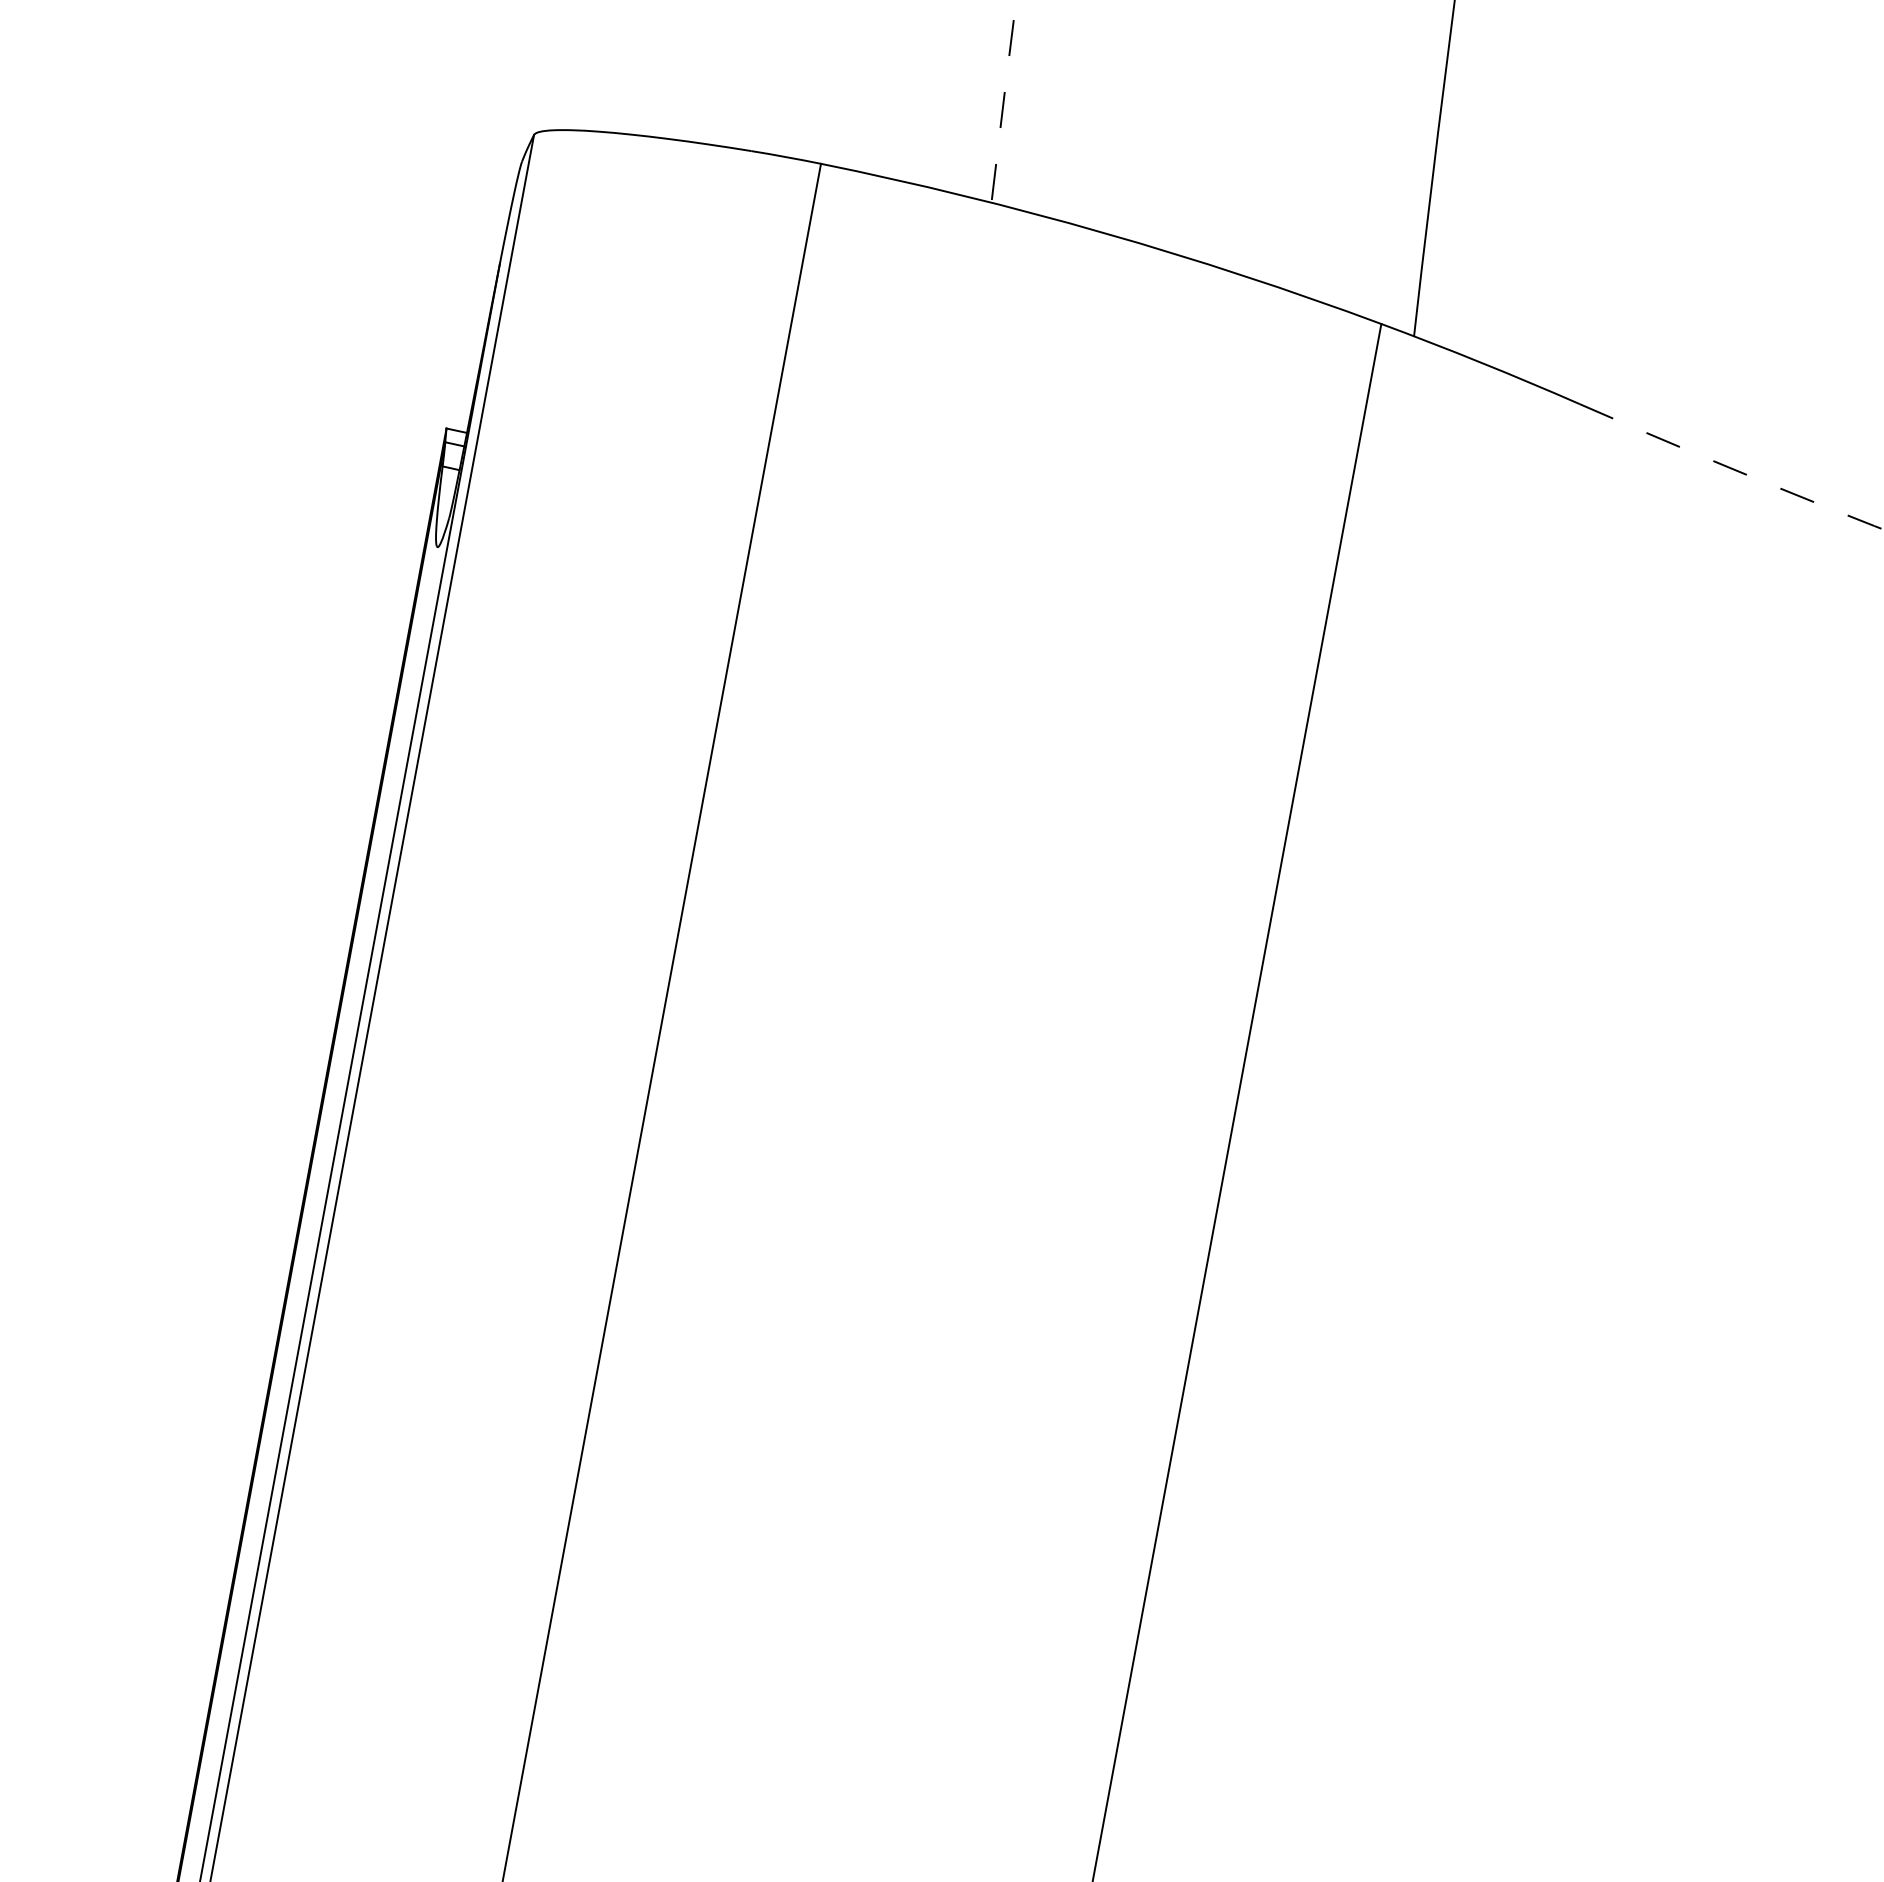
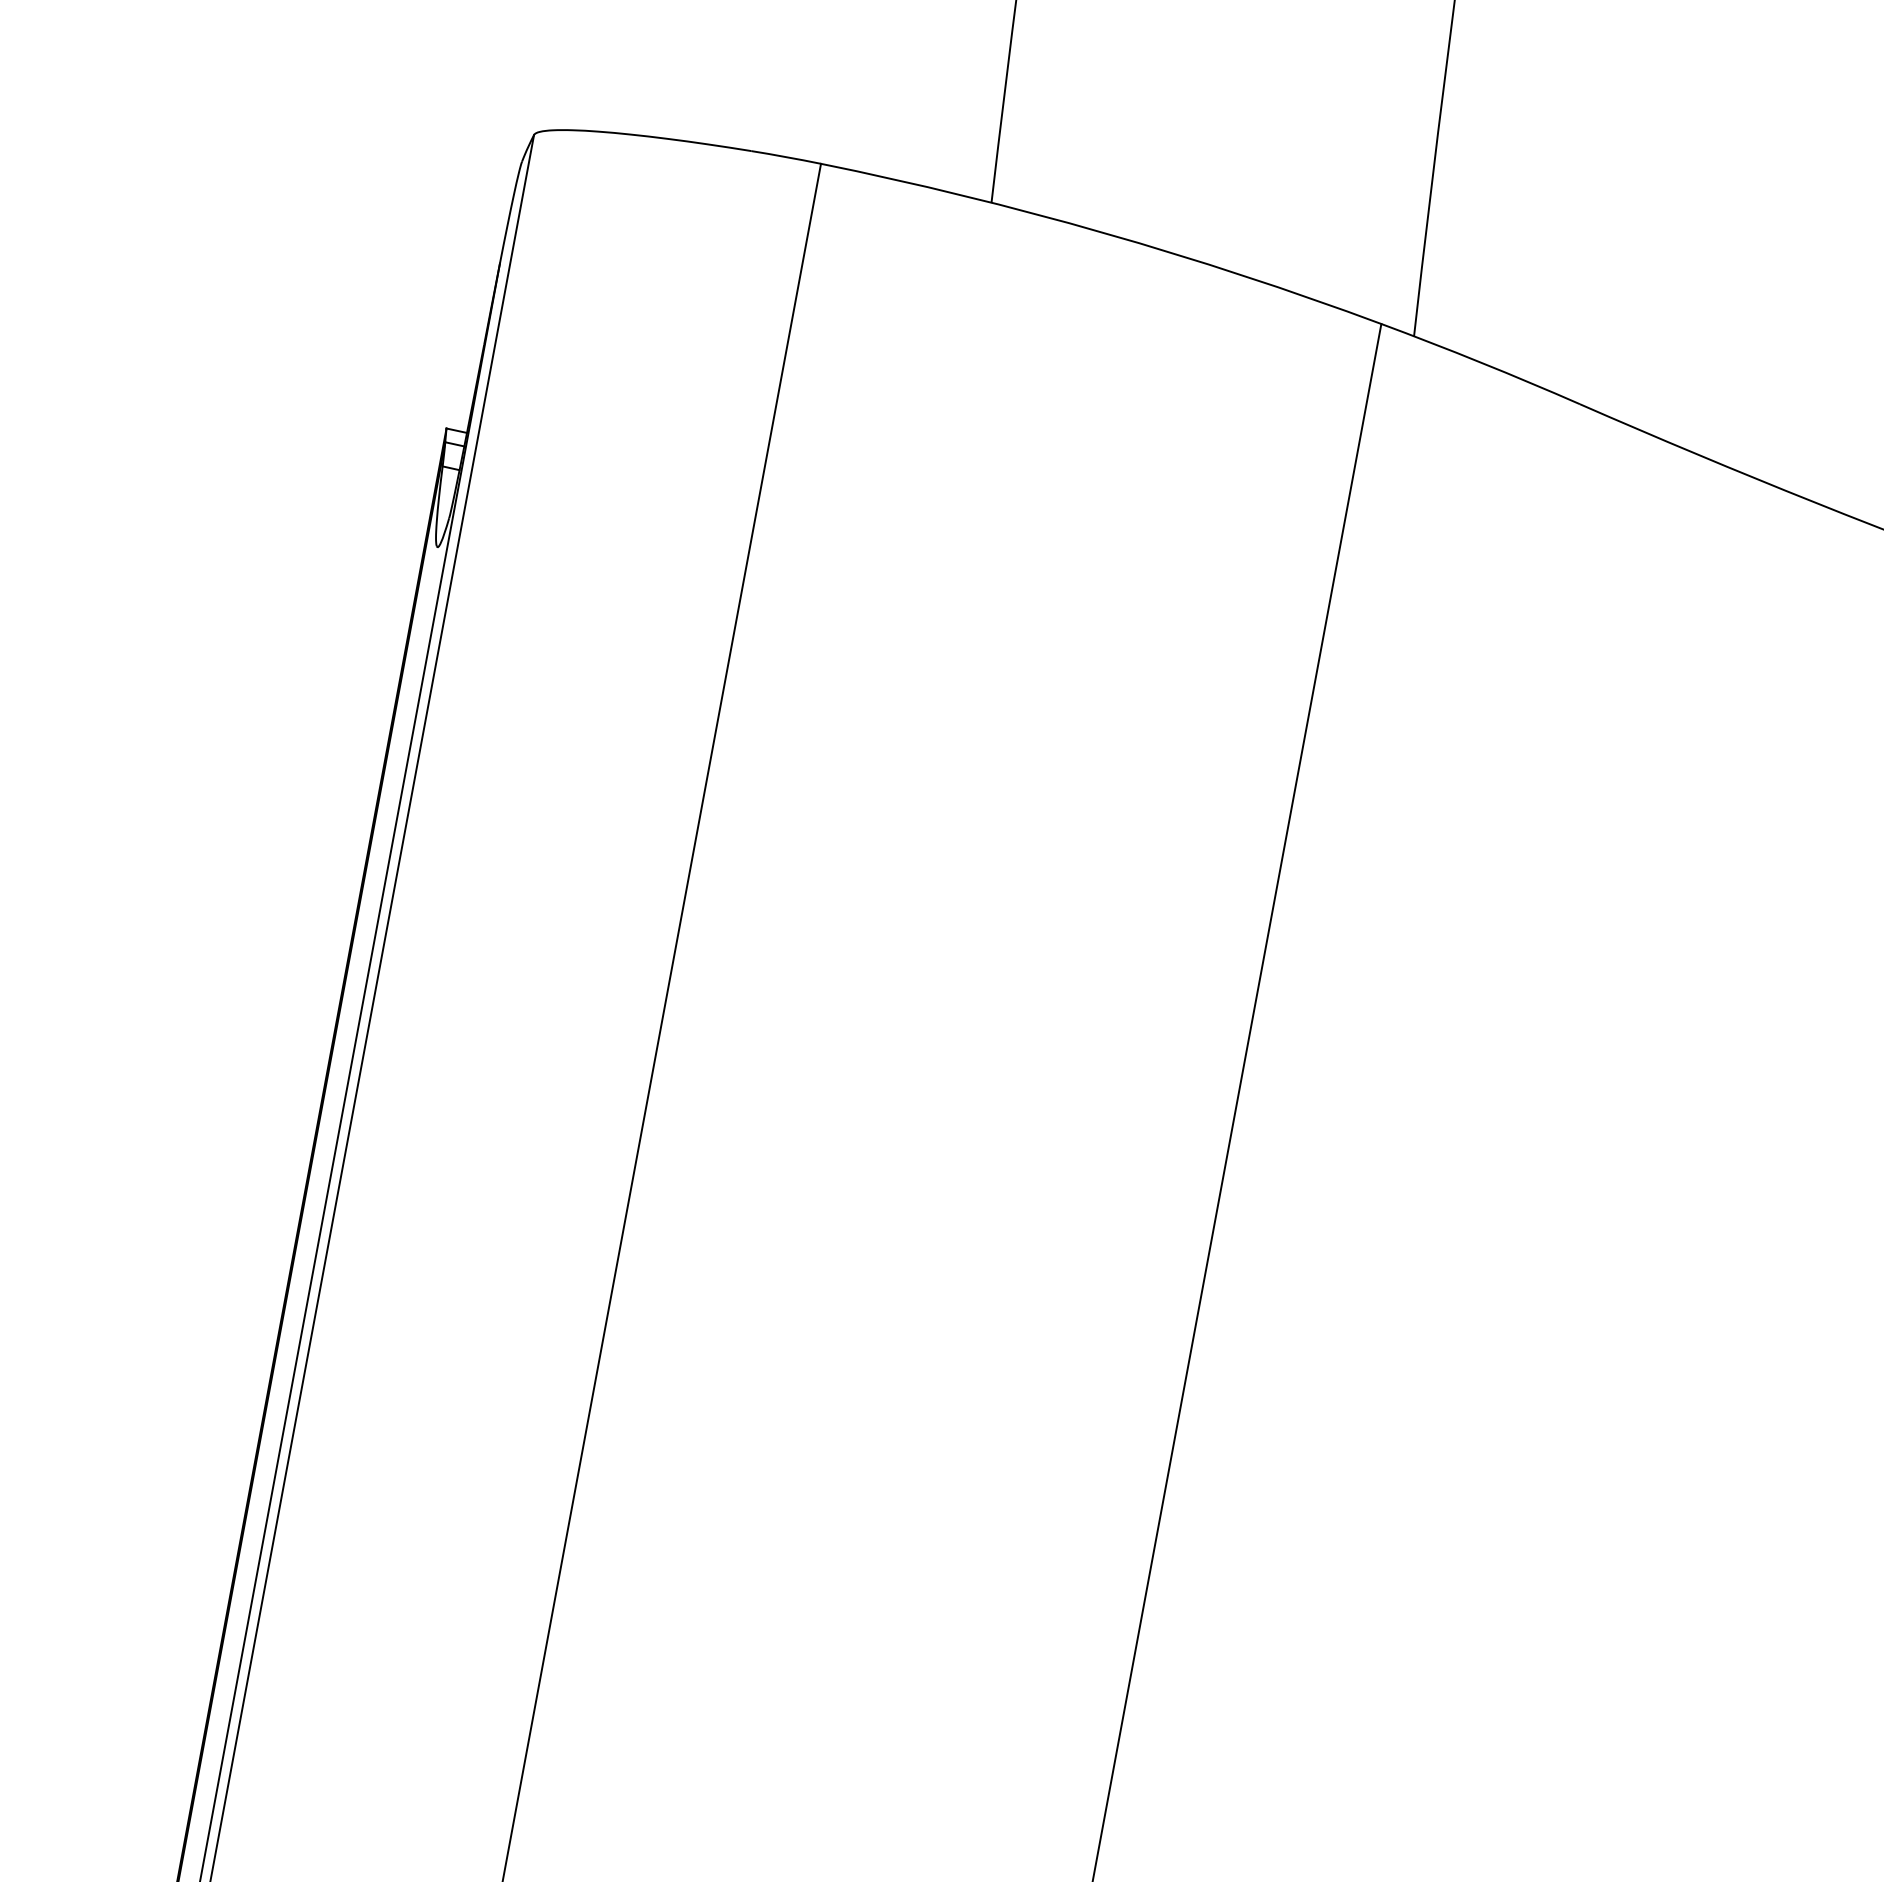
arc: dashed -> solid (1003, 101)
arc: dashed -> solid (1732, 468)
